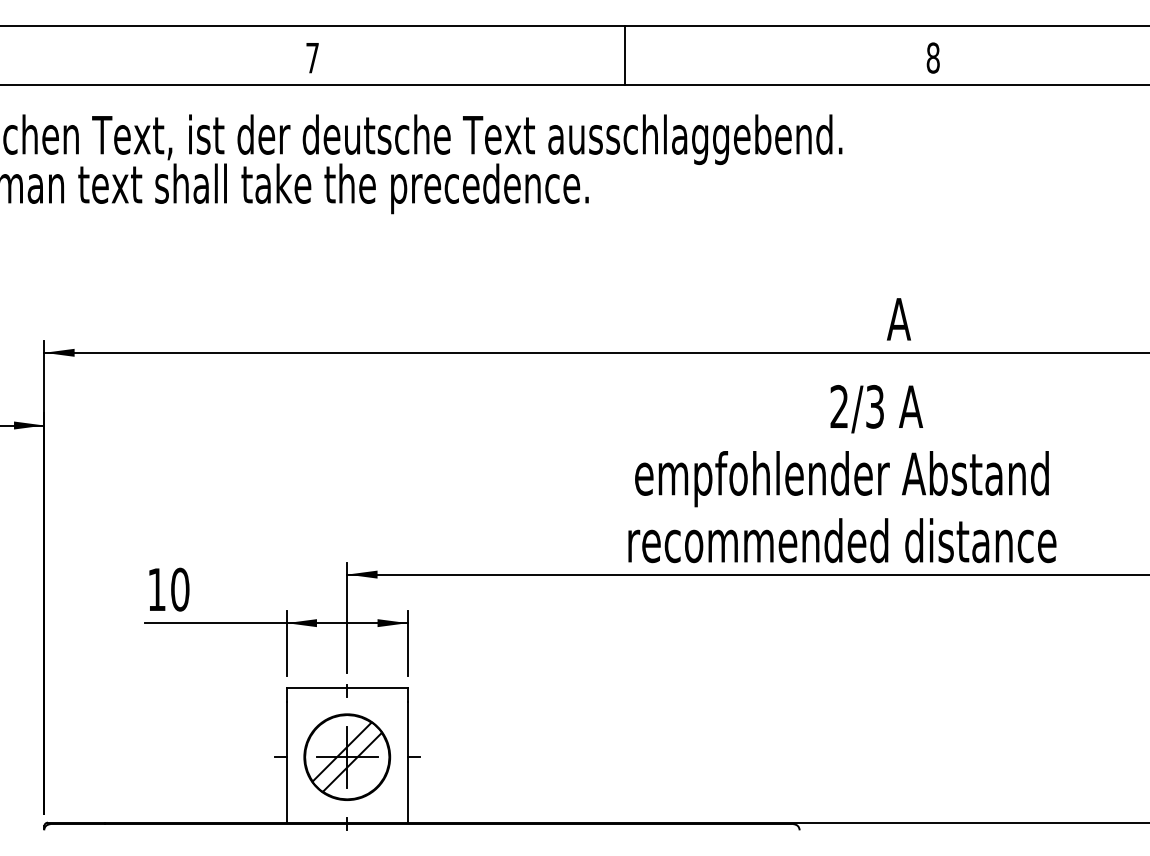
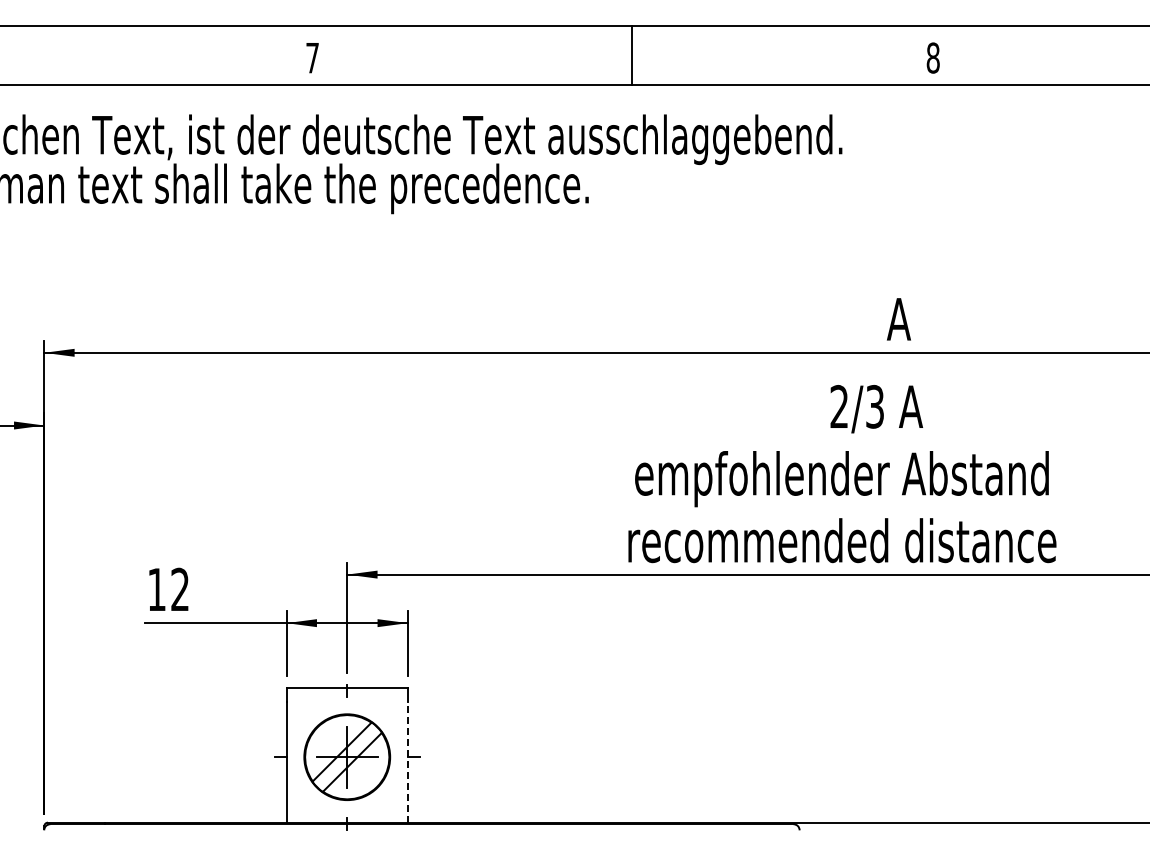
line position: (624, 55) -> (631, 55) (631, 55)
text: 10 -> 12 (180, 589)
line: solid -> dashed (407, 761)
